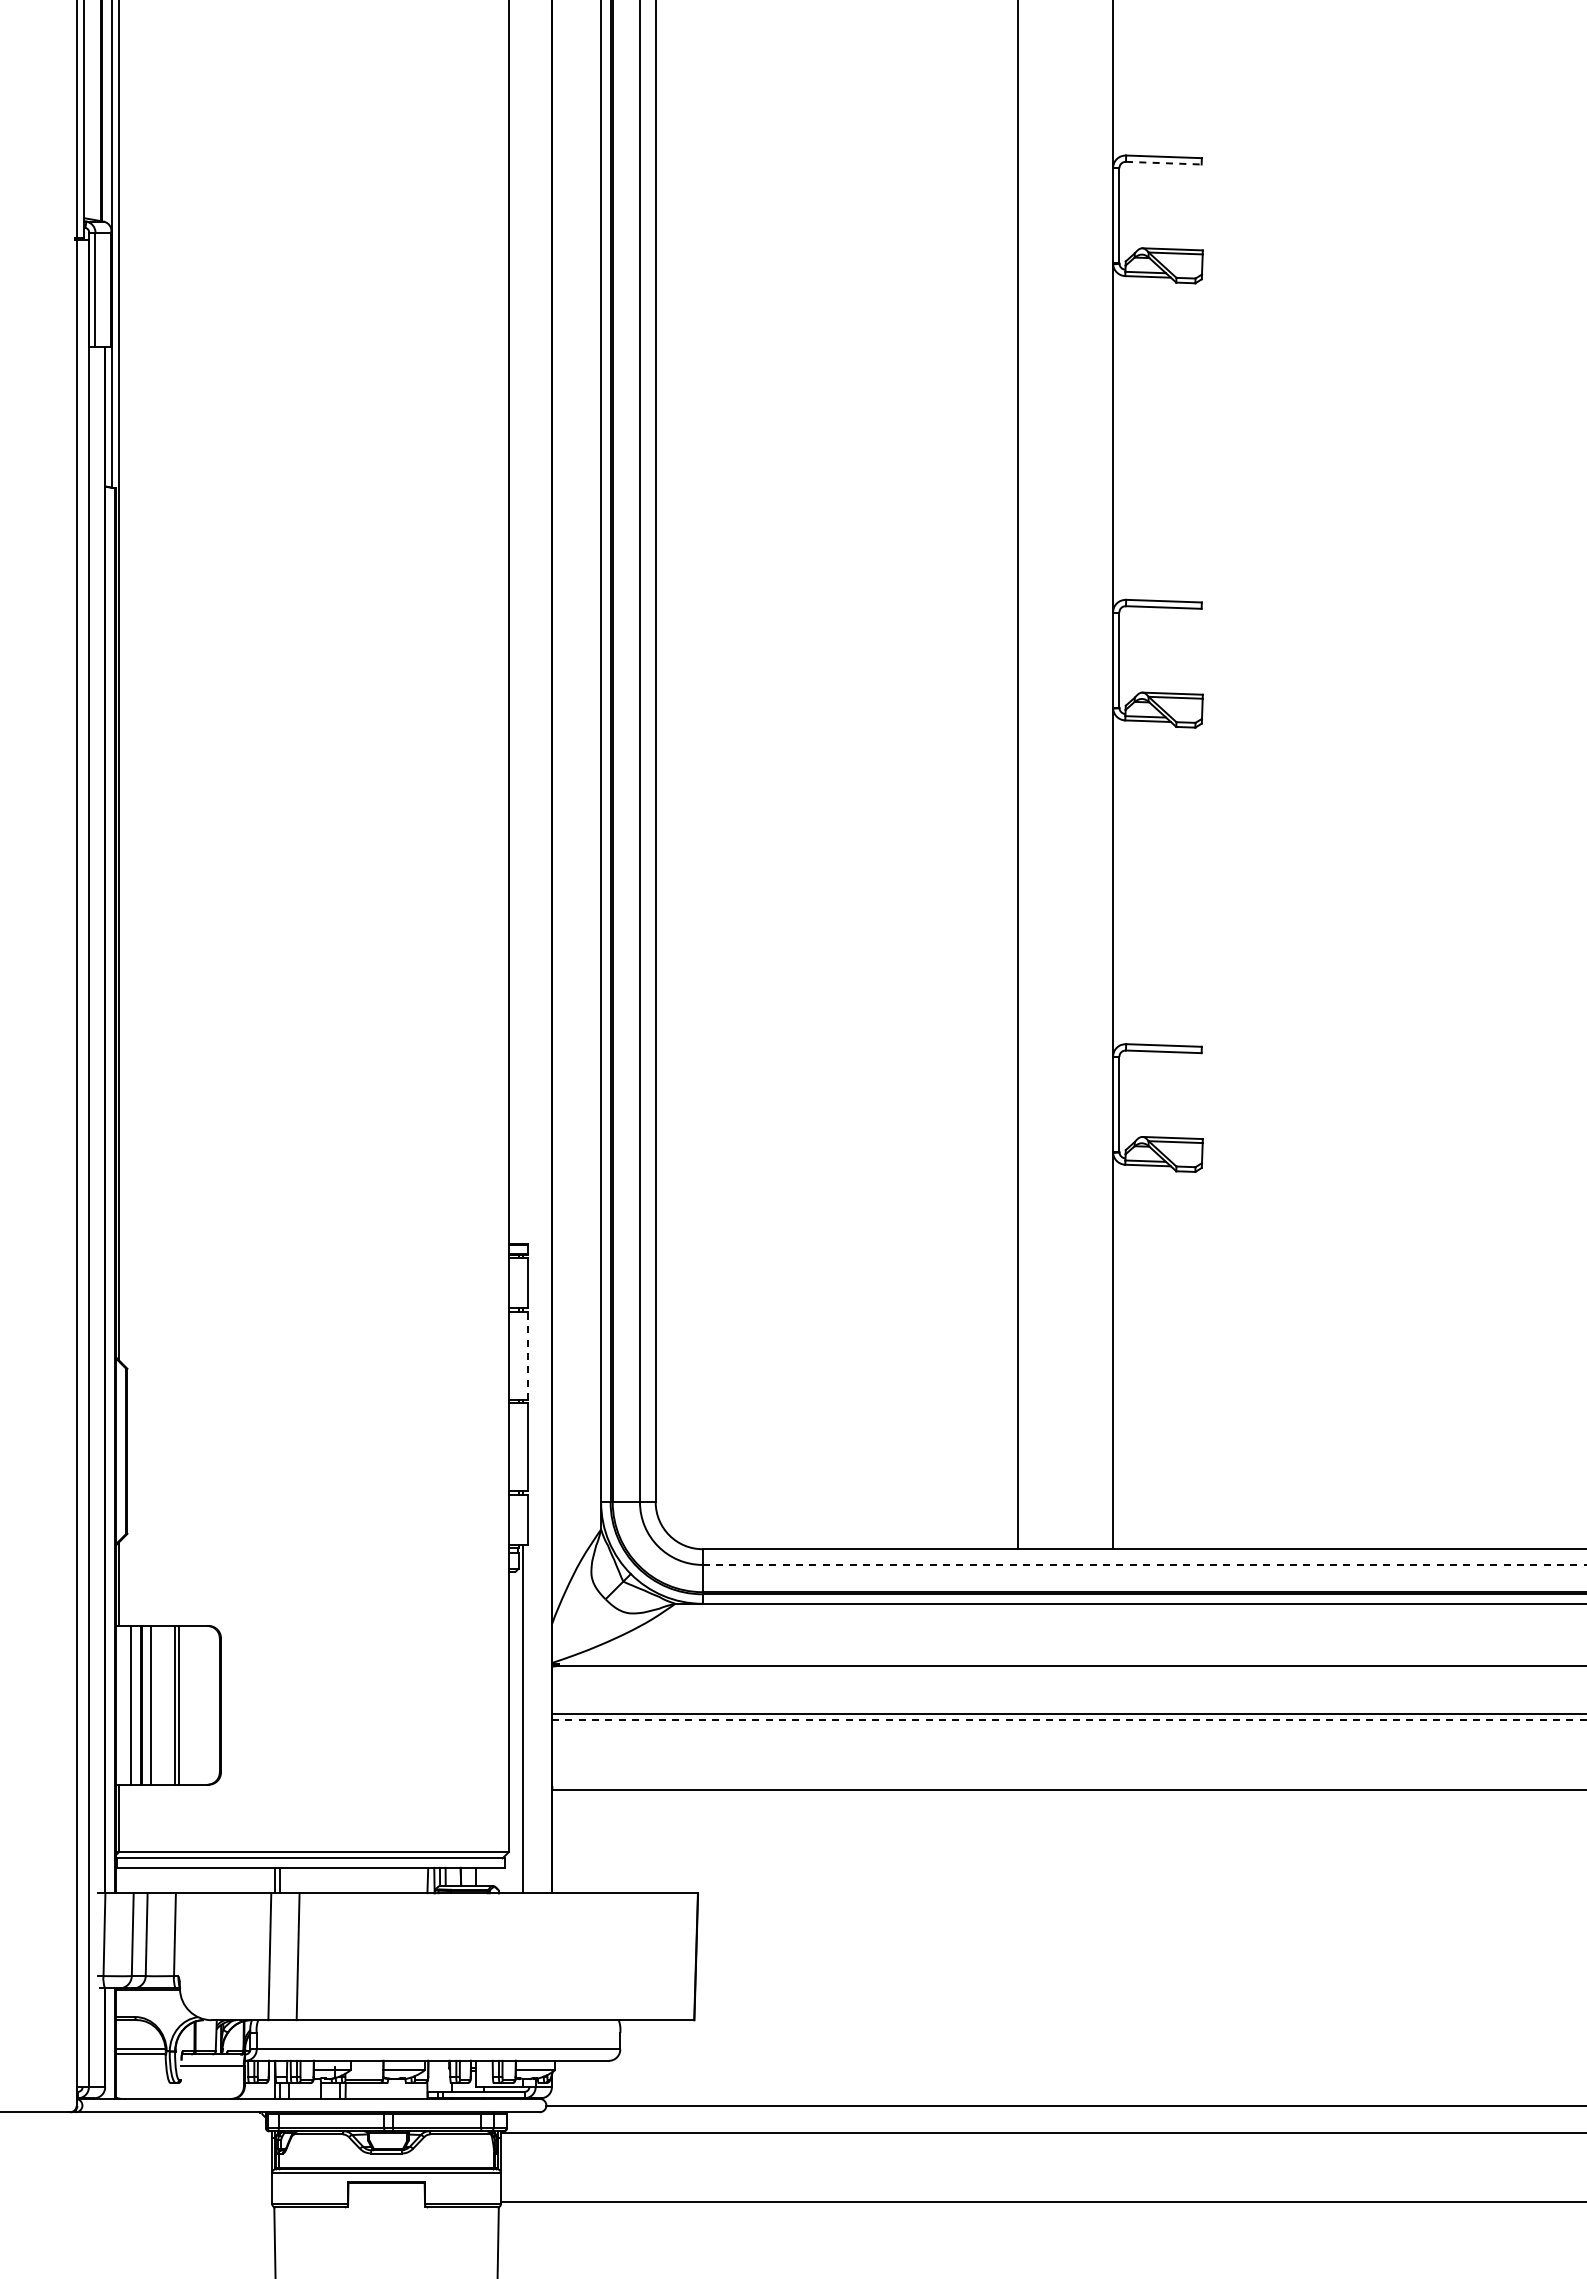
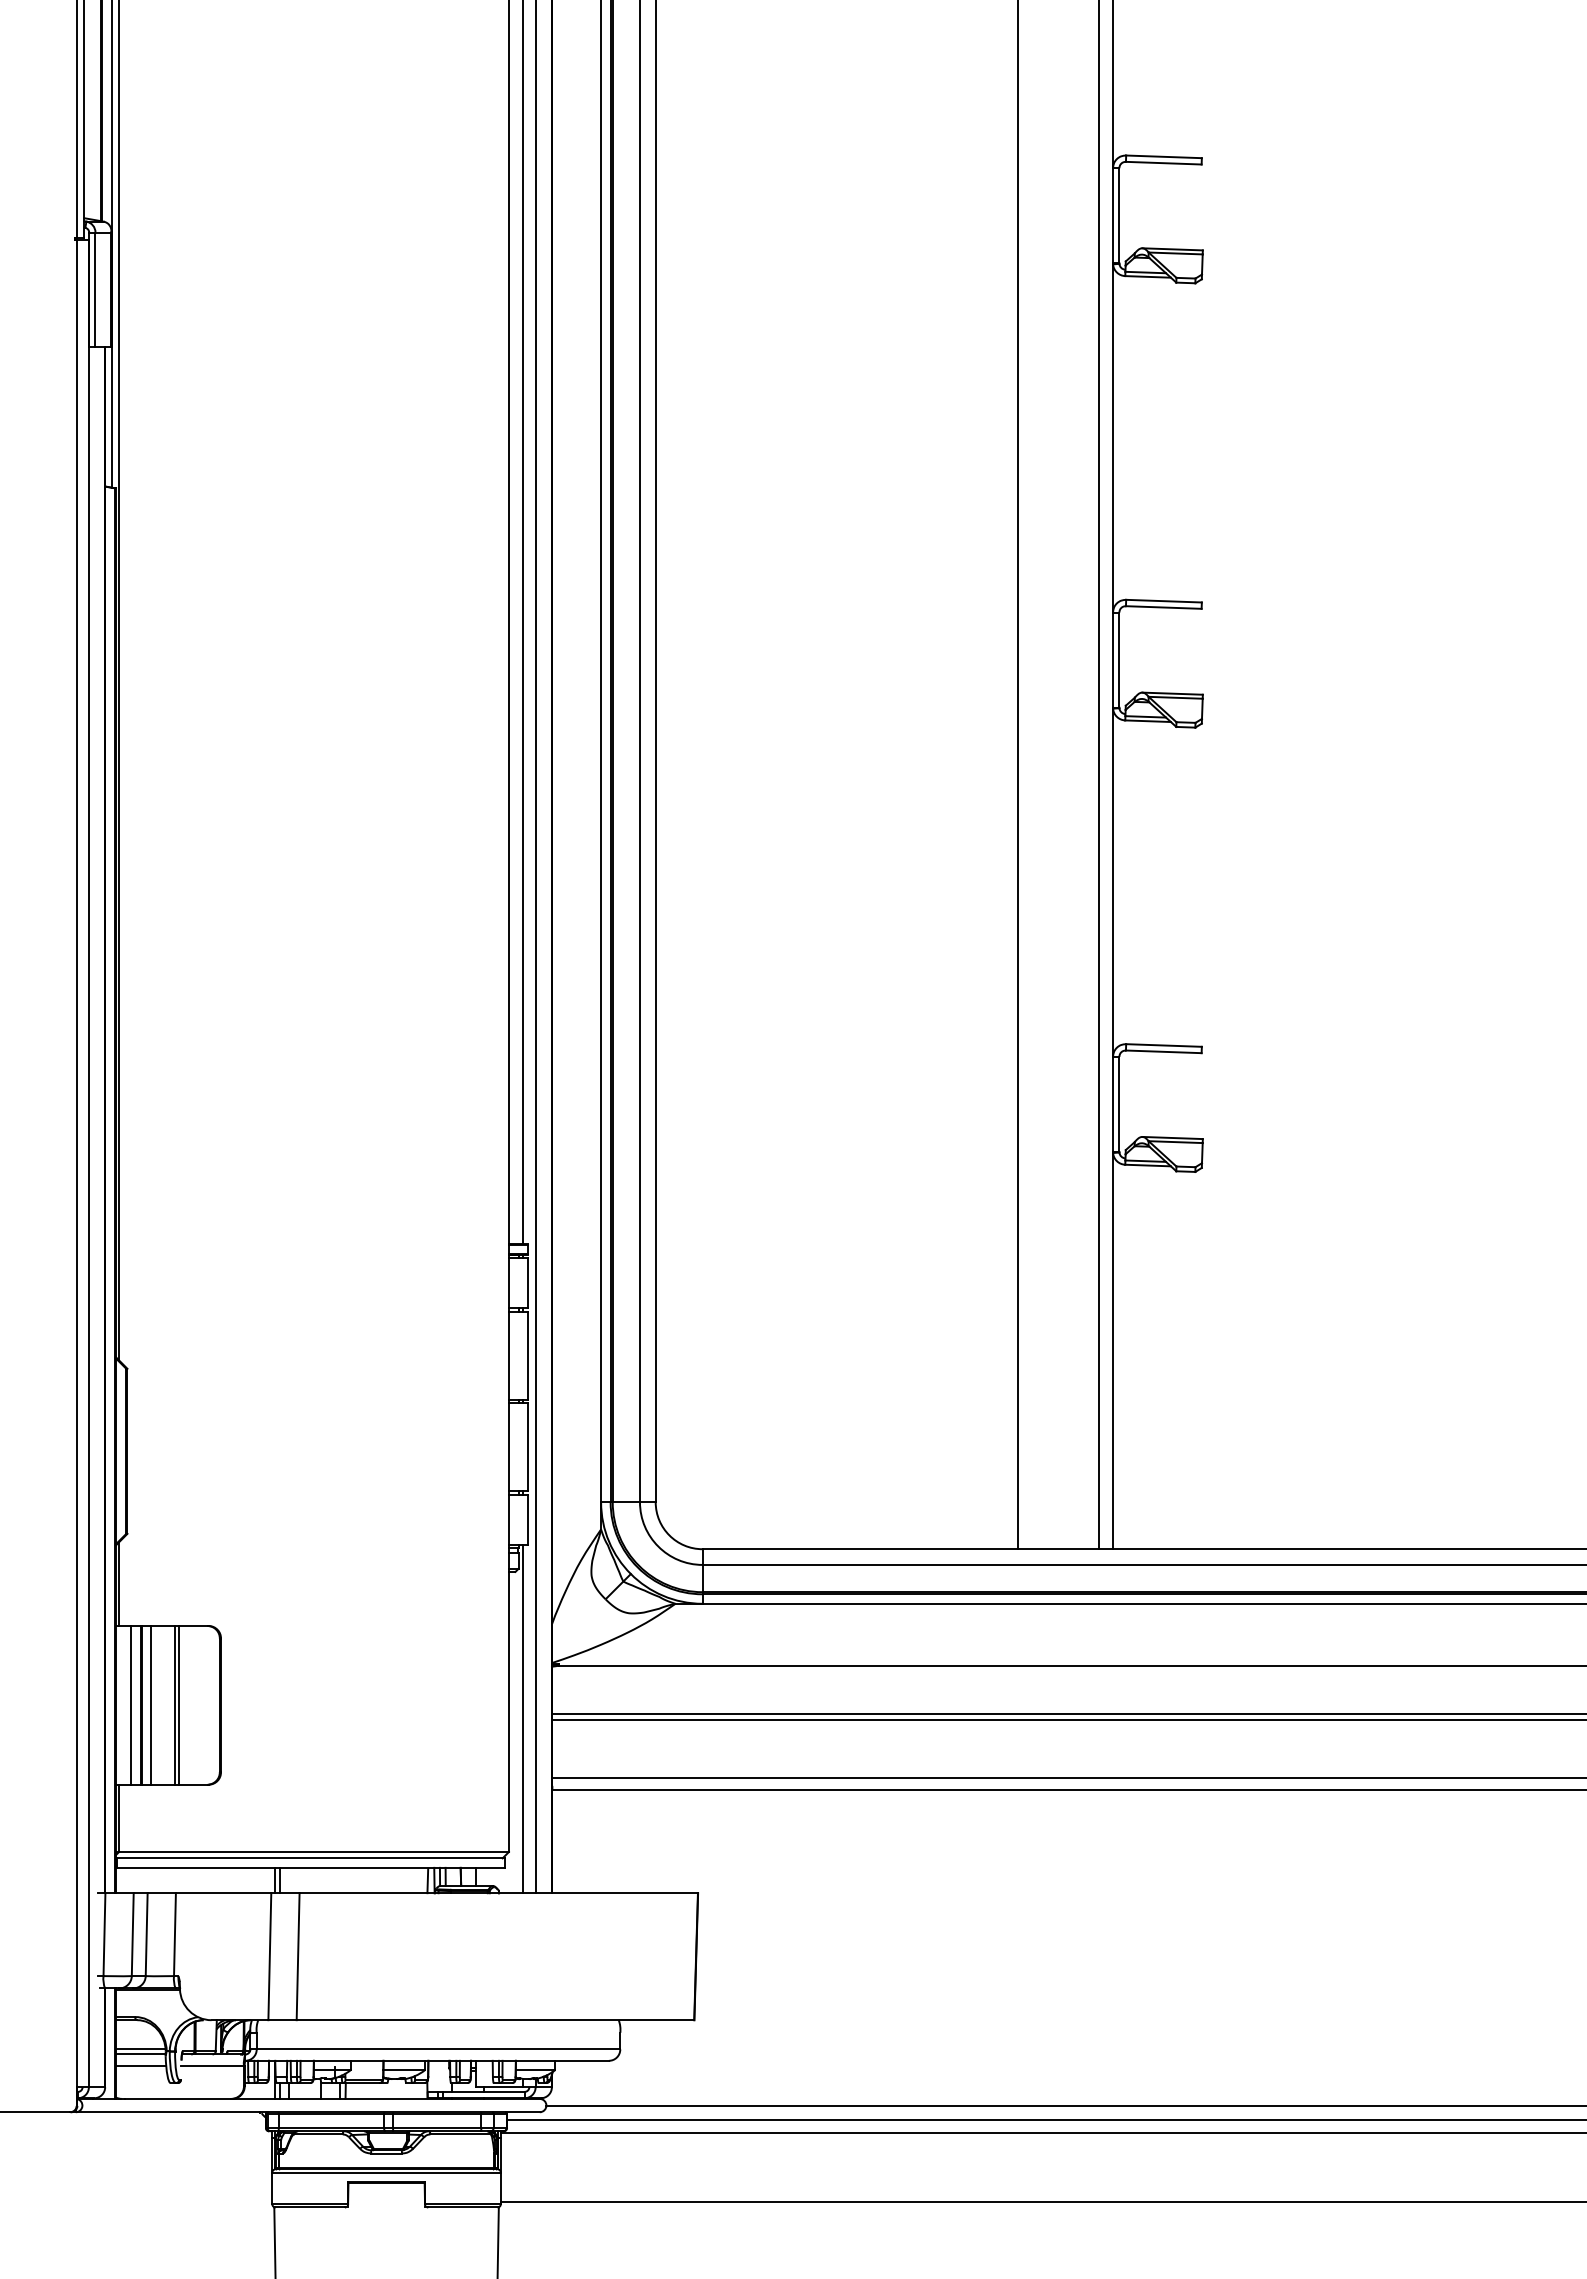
line: dashed -> solid (1163, 163)
line: none -> present (523, 623)
line: none -> present (1098, 775)
line: none -> present (535, 947)
line: dashed -> solid (528, 1355)
line: dashed -> solid (1144, 1564)
line: dashed -> solid (1069, 1719)
line: none -> present (1067, 1778)
line: none -> present (140, 2065)
line: none -> present (1045, 2119)
